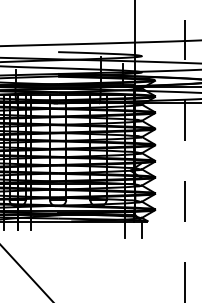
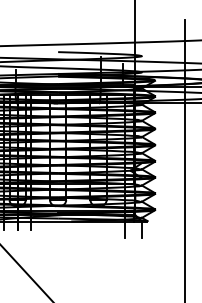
line: dashed -> solid (185, 161)
